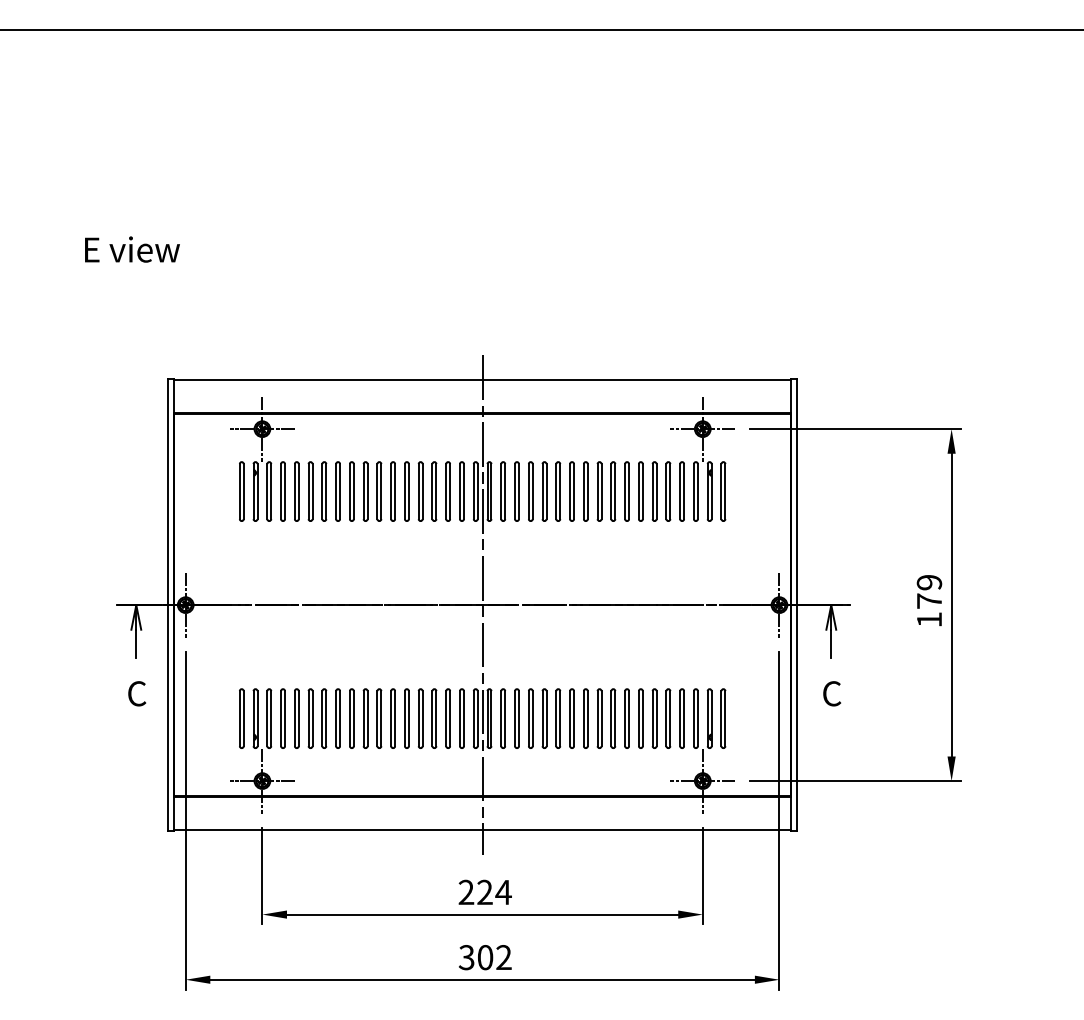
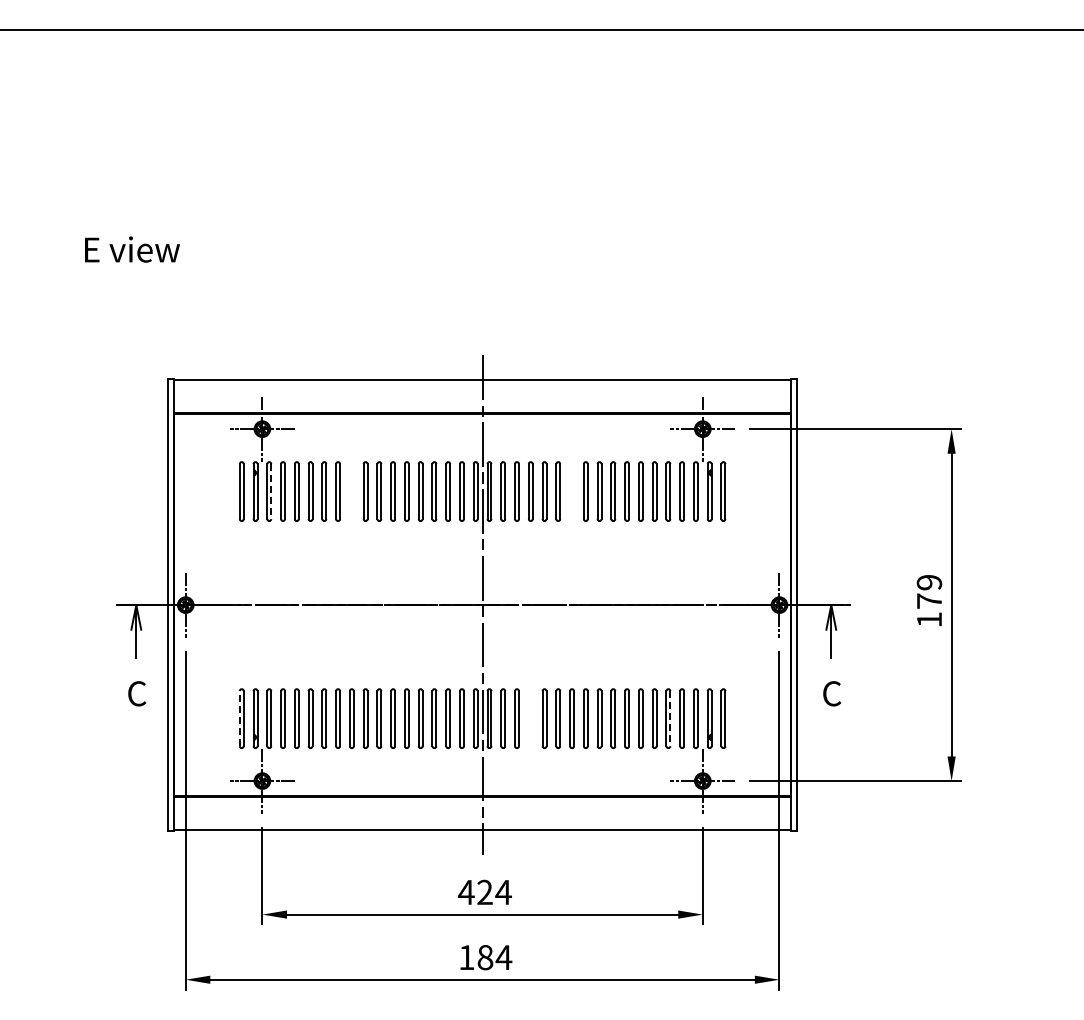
line: solid -> dashed (271, 491)
part: present -> none (351, 491)
part: present -> none (571, 491)
line: solid -> dashed (239, 718)
part: present -> none (530, 718)
line: solid -> dashed (670, 718)
text: 224 -> 424 (466, 891)
text: 302 -> 184 (485, 957)
